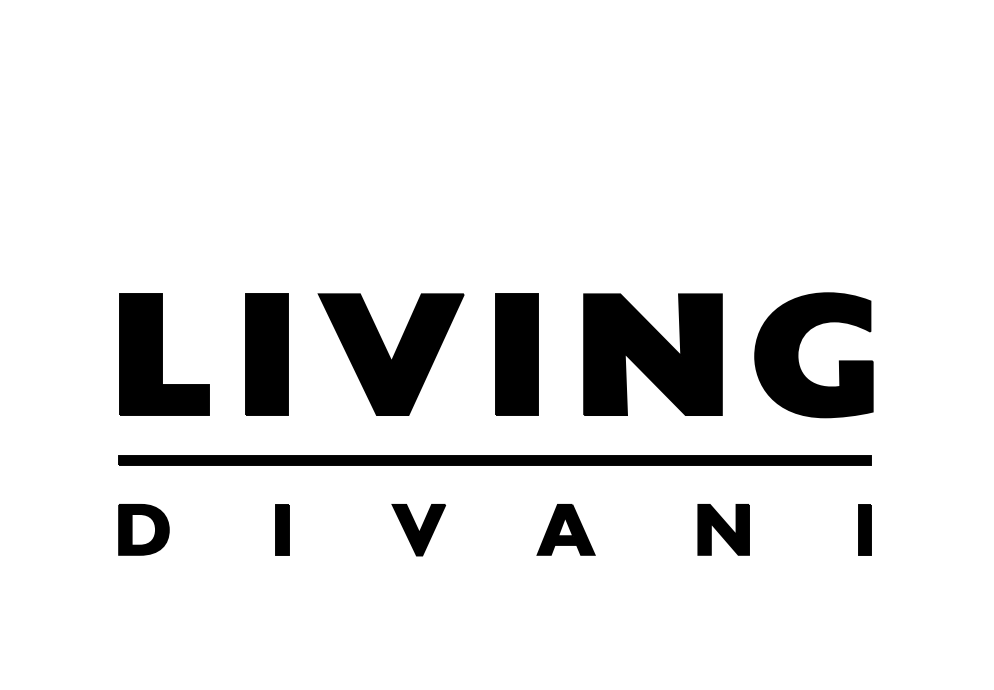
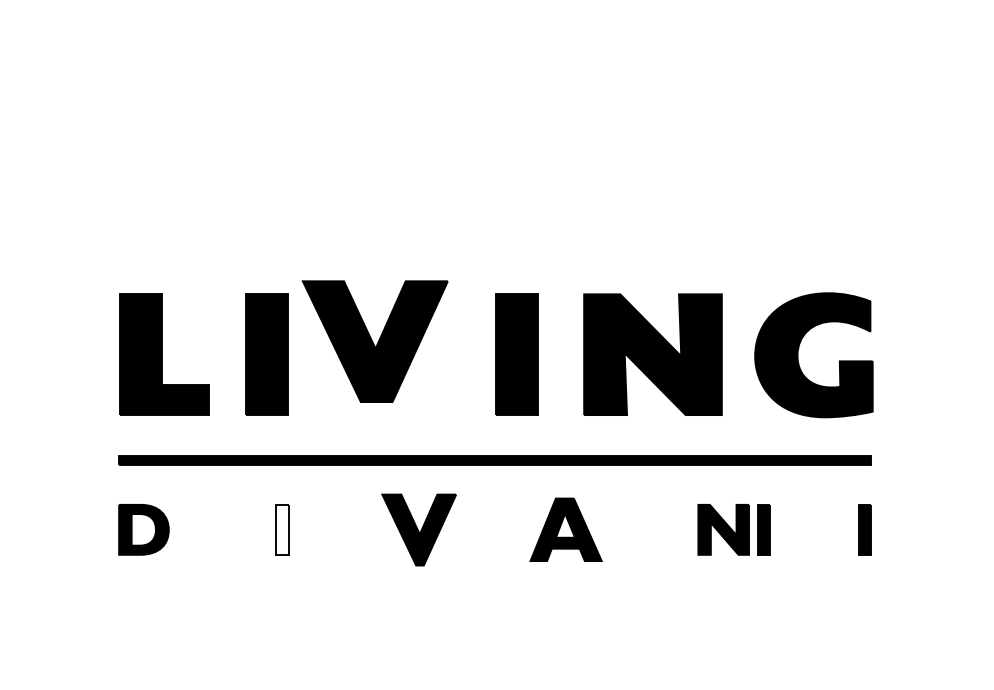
part position: (390, 354) -> (374, 341) (374, 341)
fill: present -> none (282, 529)
part size: 60x52 px -> 74x65 px (565, 529)
part: none -> present (763, 529)
part size: 55x53 px -> 76x74 px (418, 529)
